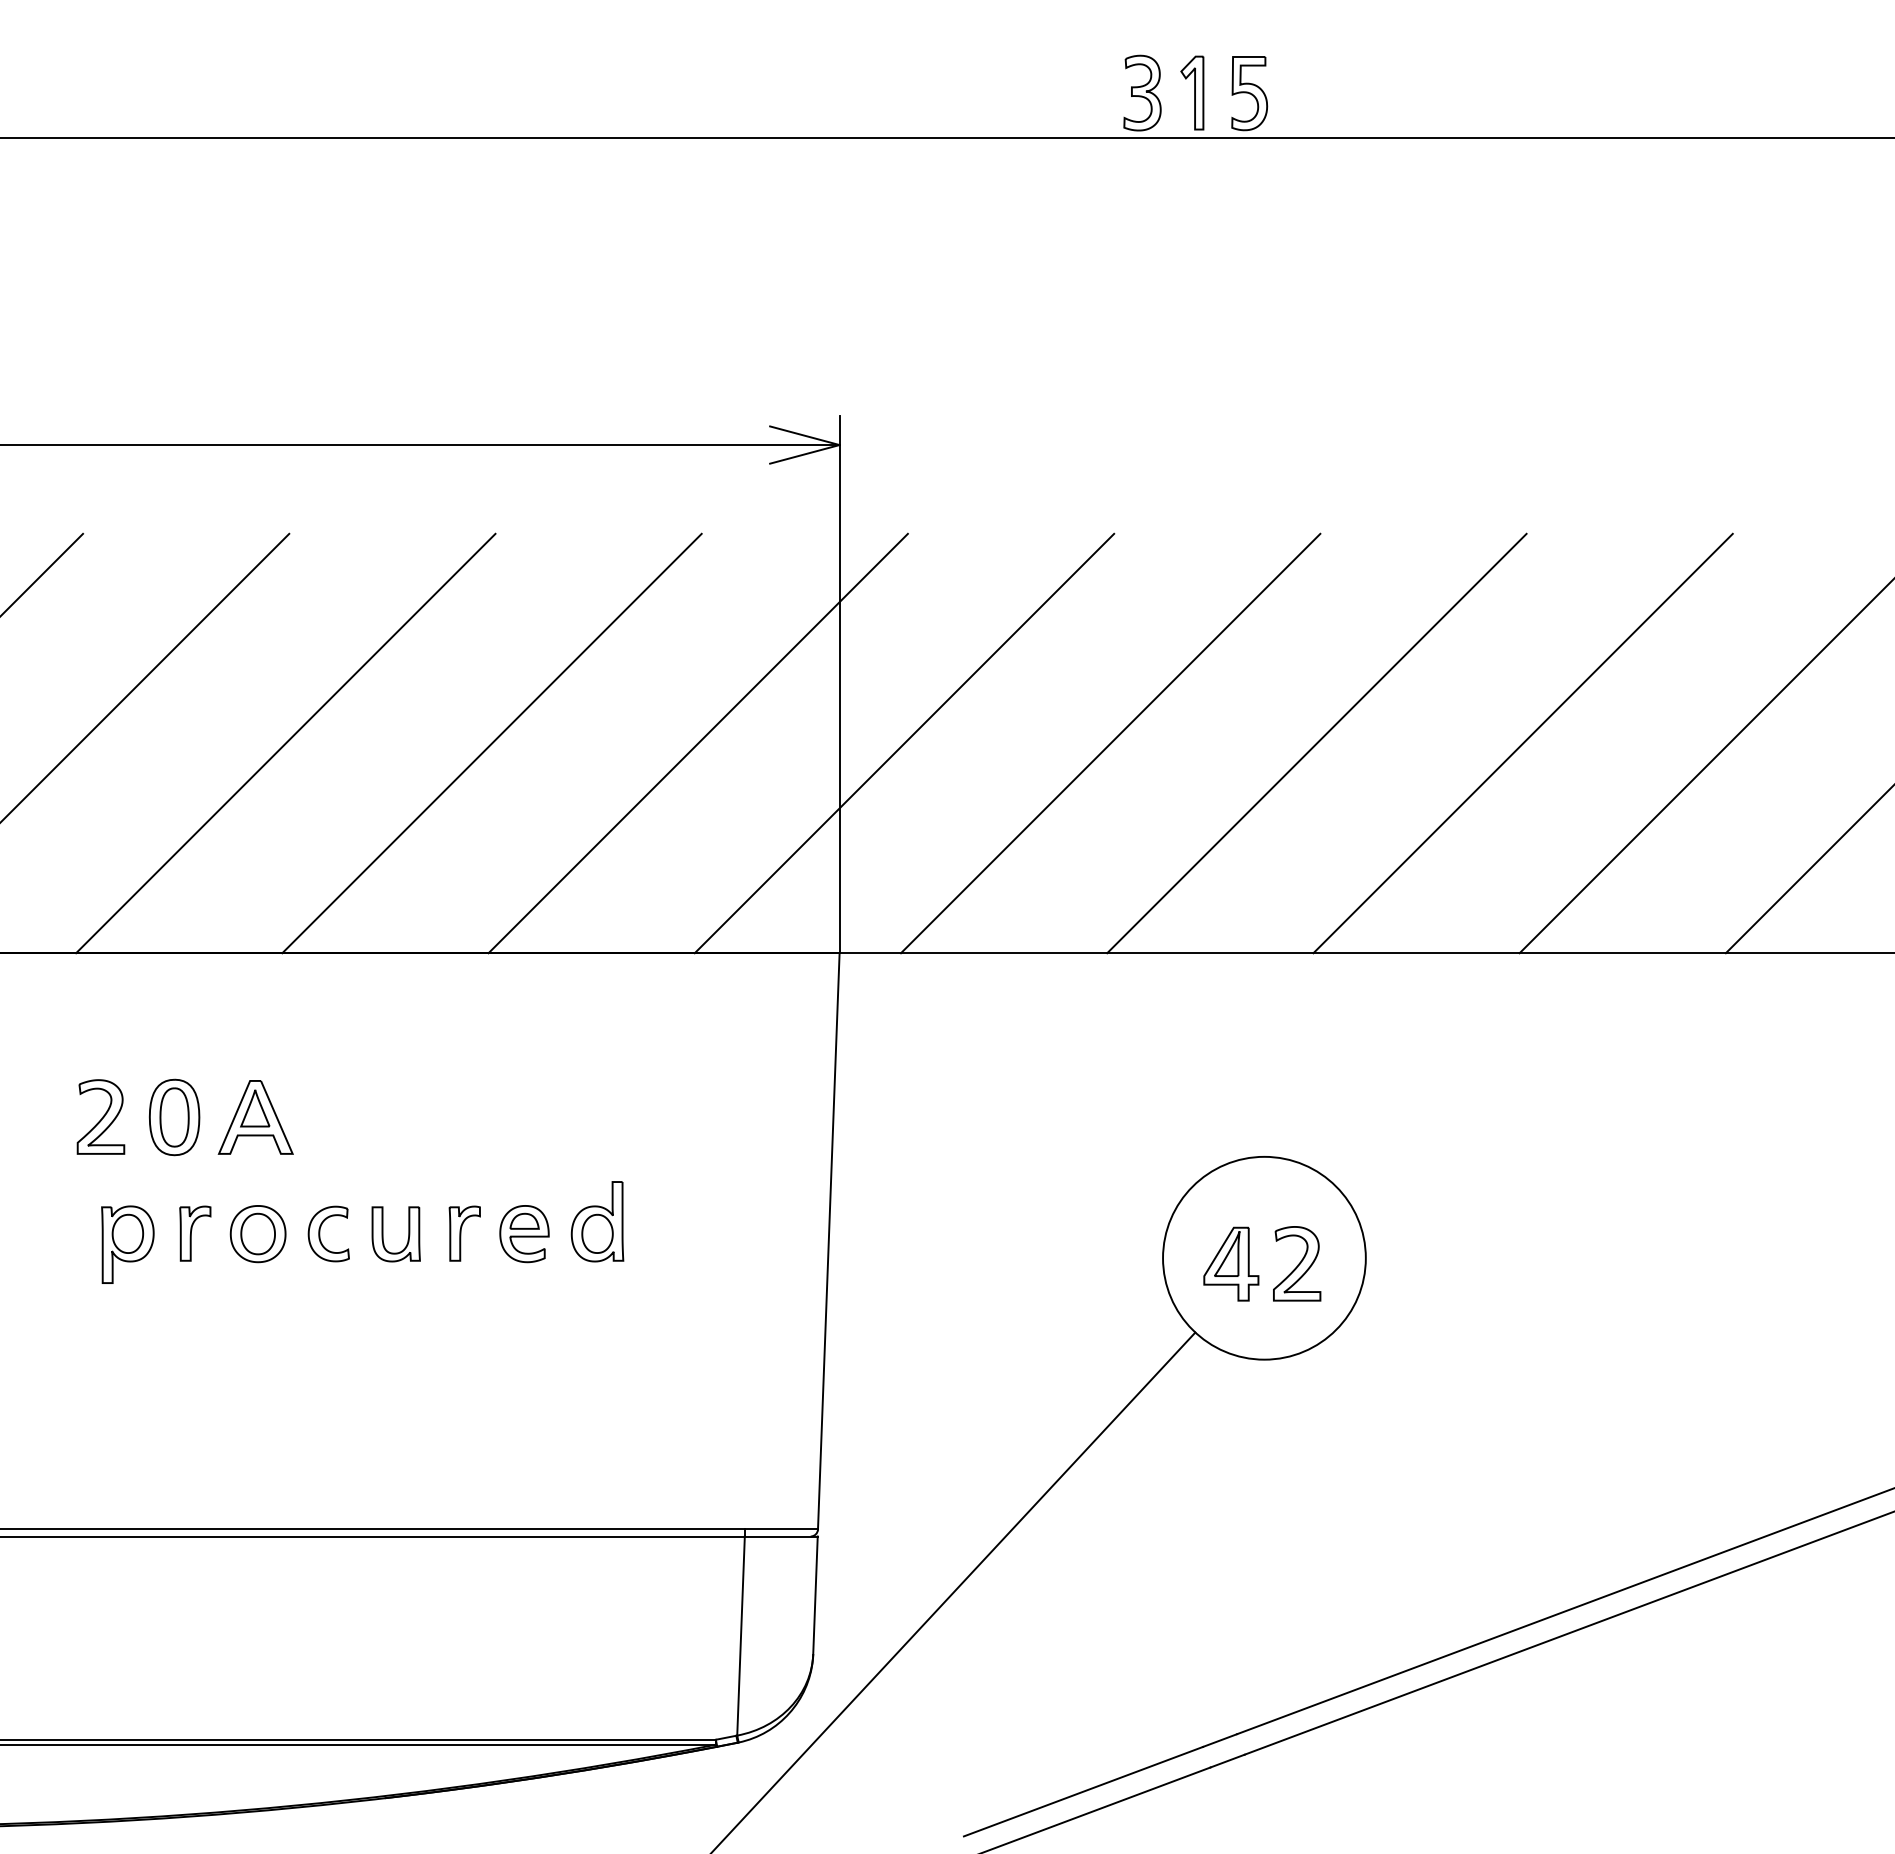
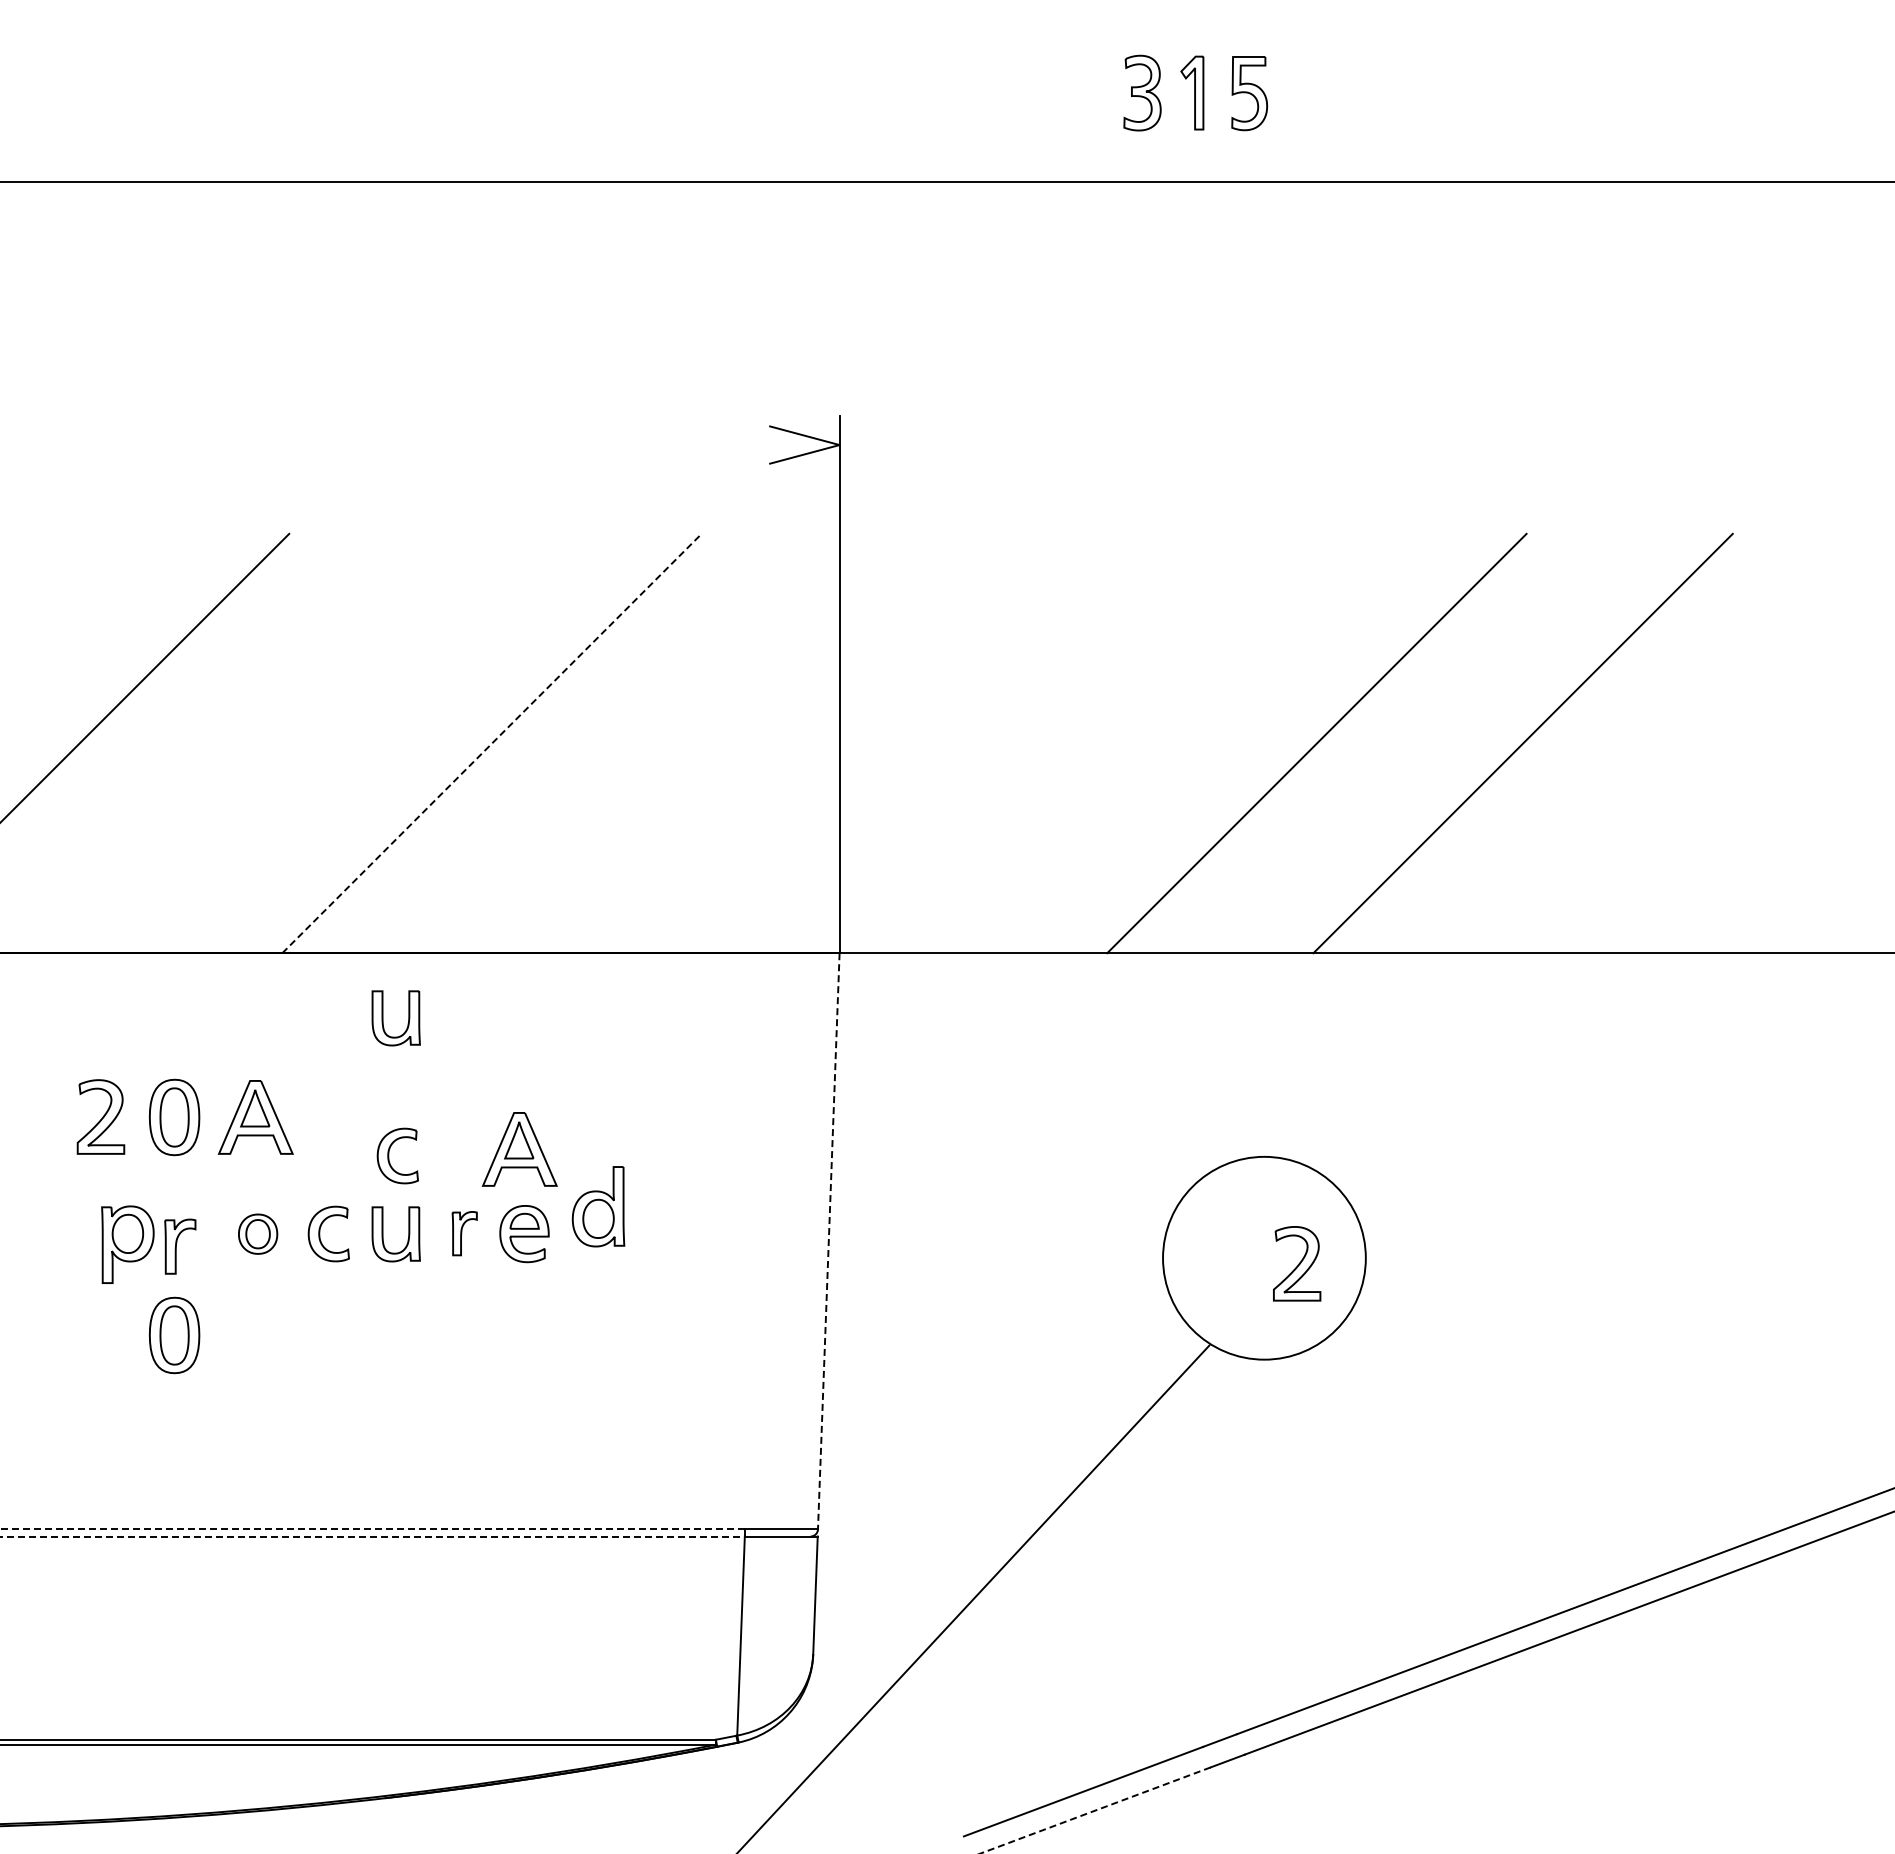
line position: (946, 138) -> (946, 182) (946, 182)
line: present -> none (420, 445)
line: present -> none (42, 573)
line: present -> none (285, 743)
line: solid -> dashed (492, 743)
line: present -> none (697, 743)
line: present -> none (904, 743)
line: present -> none (1110, 743)
line: present -> none (1705, 767)
line: present -> none (1808, 870)
part: none -> present (383, 1018)
part: none -> present (519, 1149)
part: none -> present (389, 1155)
part position: (597, 1221) -> (598, 1206) (598, 1206)
part position: (195, 1233) -> (180, 1246) (180, 1246)
part size: 33x57 px -> 27x46 px (464, 1233)
part size: 58x59 px -> 41x42 px (258, 1233)
line: solid -> dashed (828, 1241)
part: present -> none (1231, 1263)
part: none -> present (174, 1335)
line: solid -> dashed (372, 1529)
line: solid -> dashed (372, 1536)
line position: (954, 1591) -> (974, 1597) (974, 1597)
line: solid -> dashed (1094, 1810)
